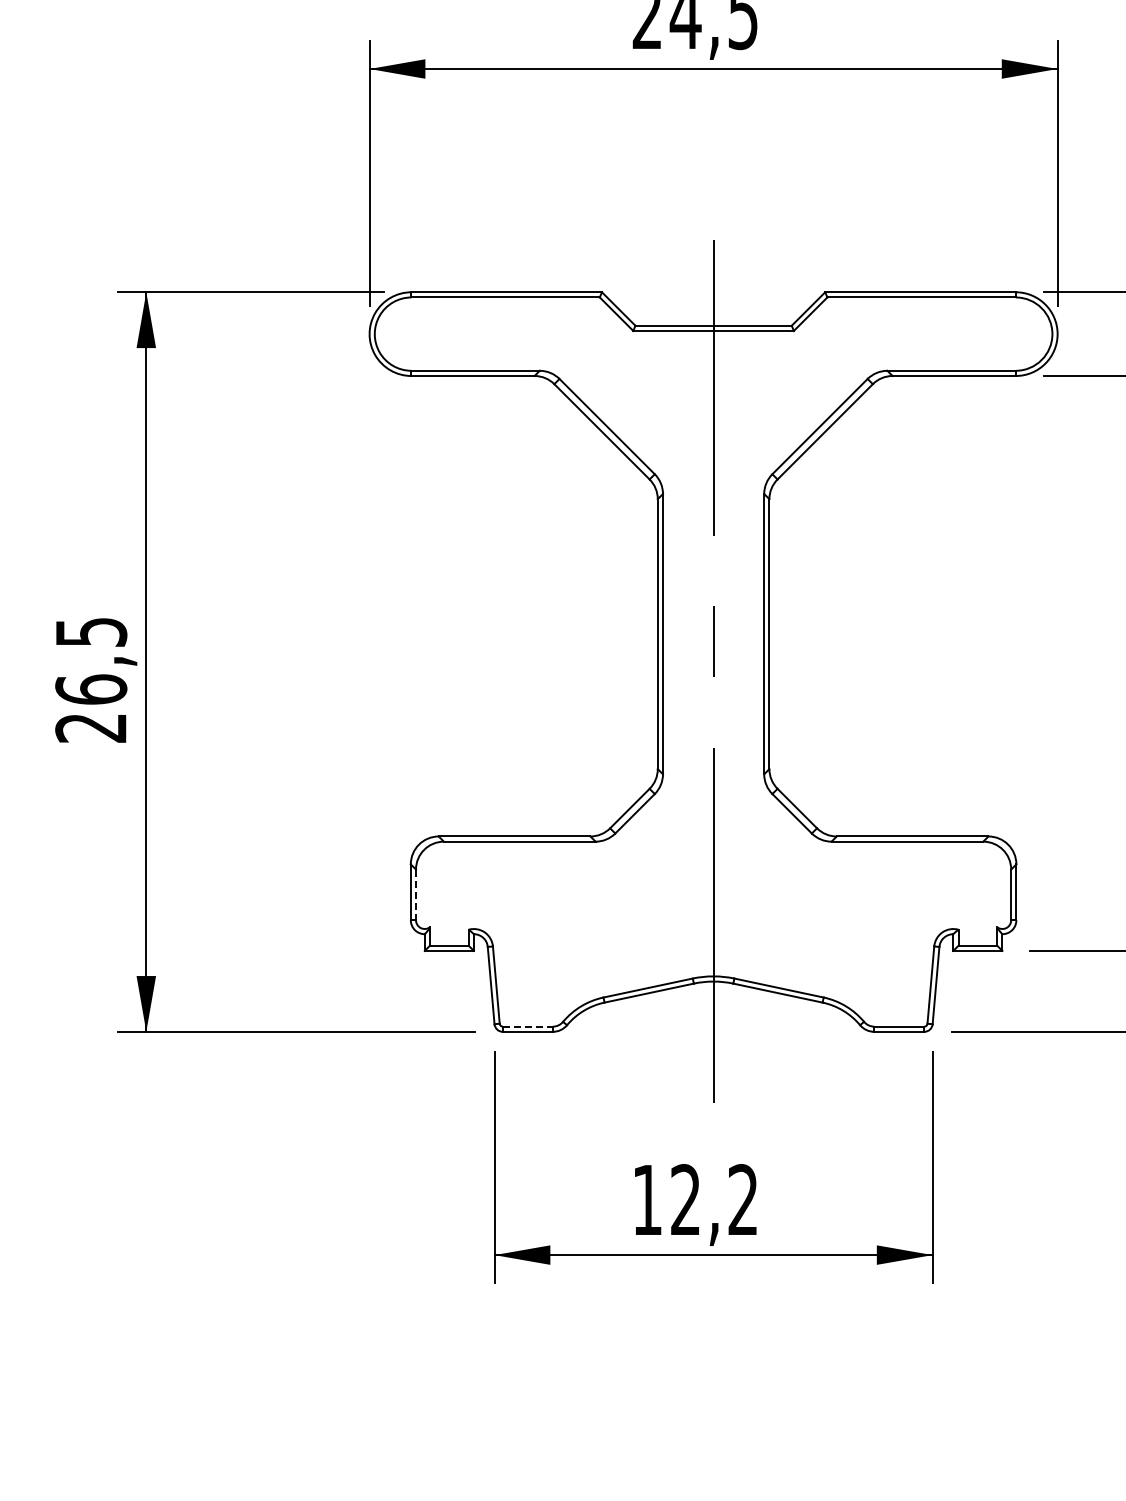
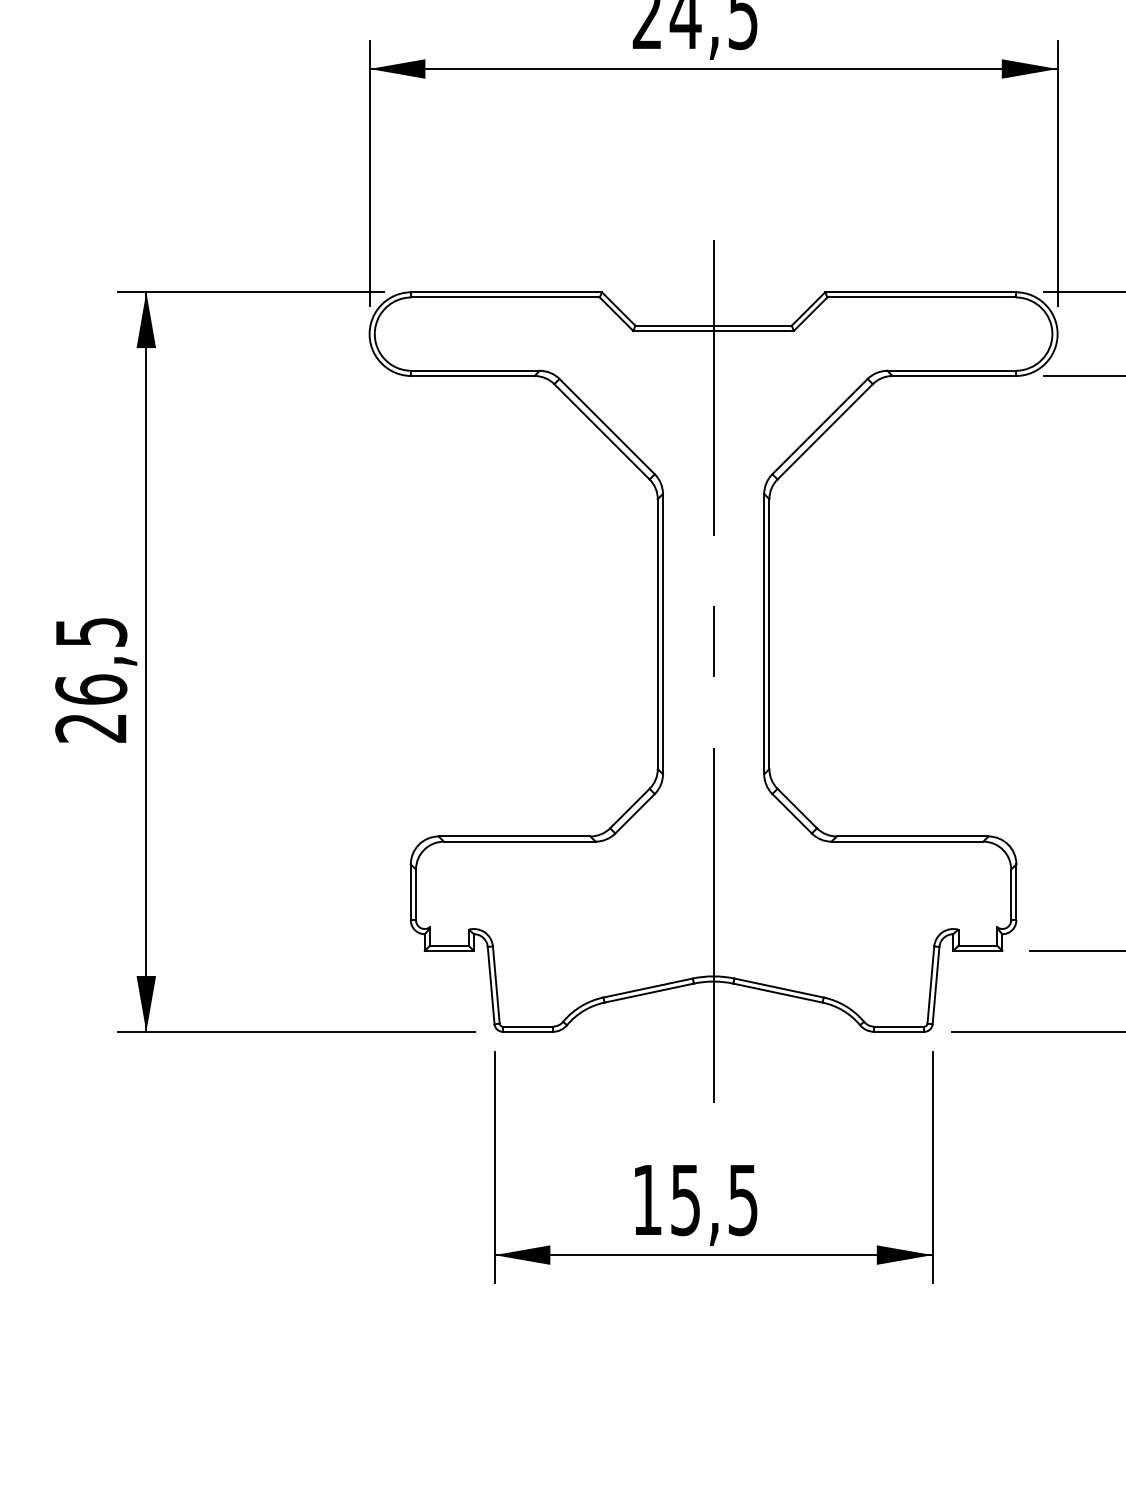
line: dashed -> solid (416, 895)
line: dashed -> solid (527, 1026)
text: 12,2 -> 15,5 (714, 1200)
